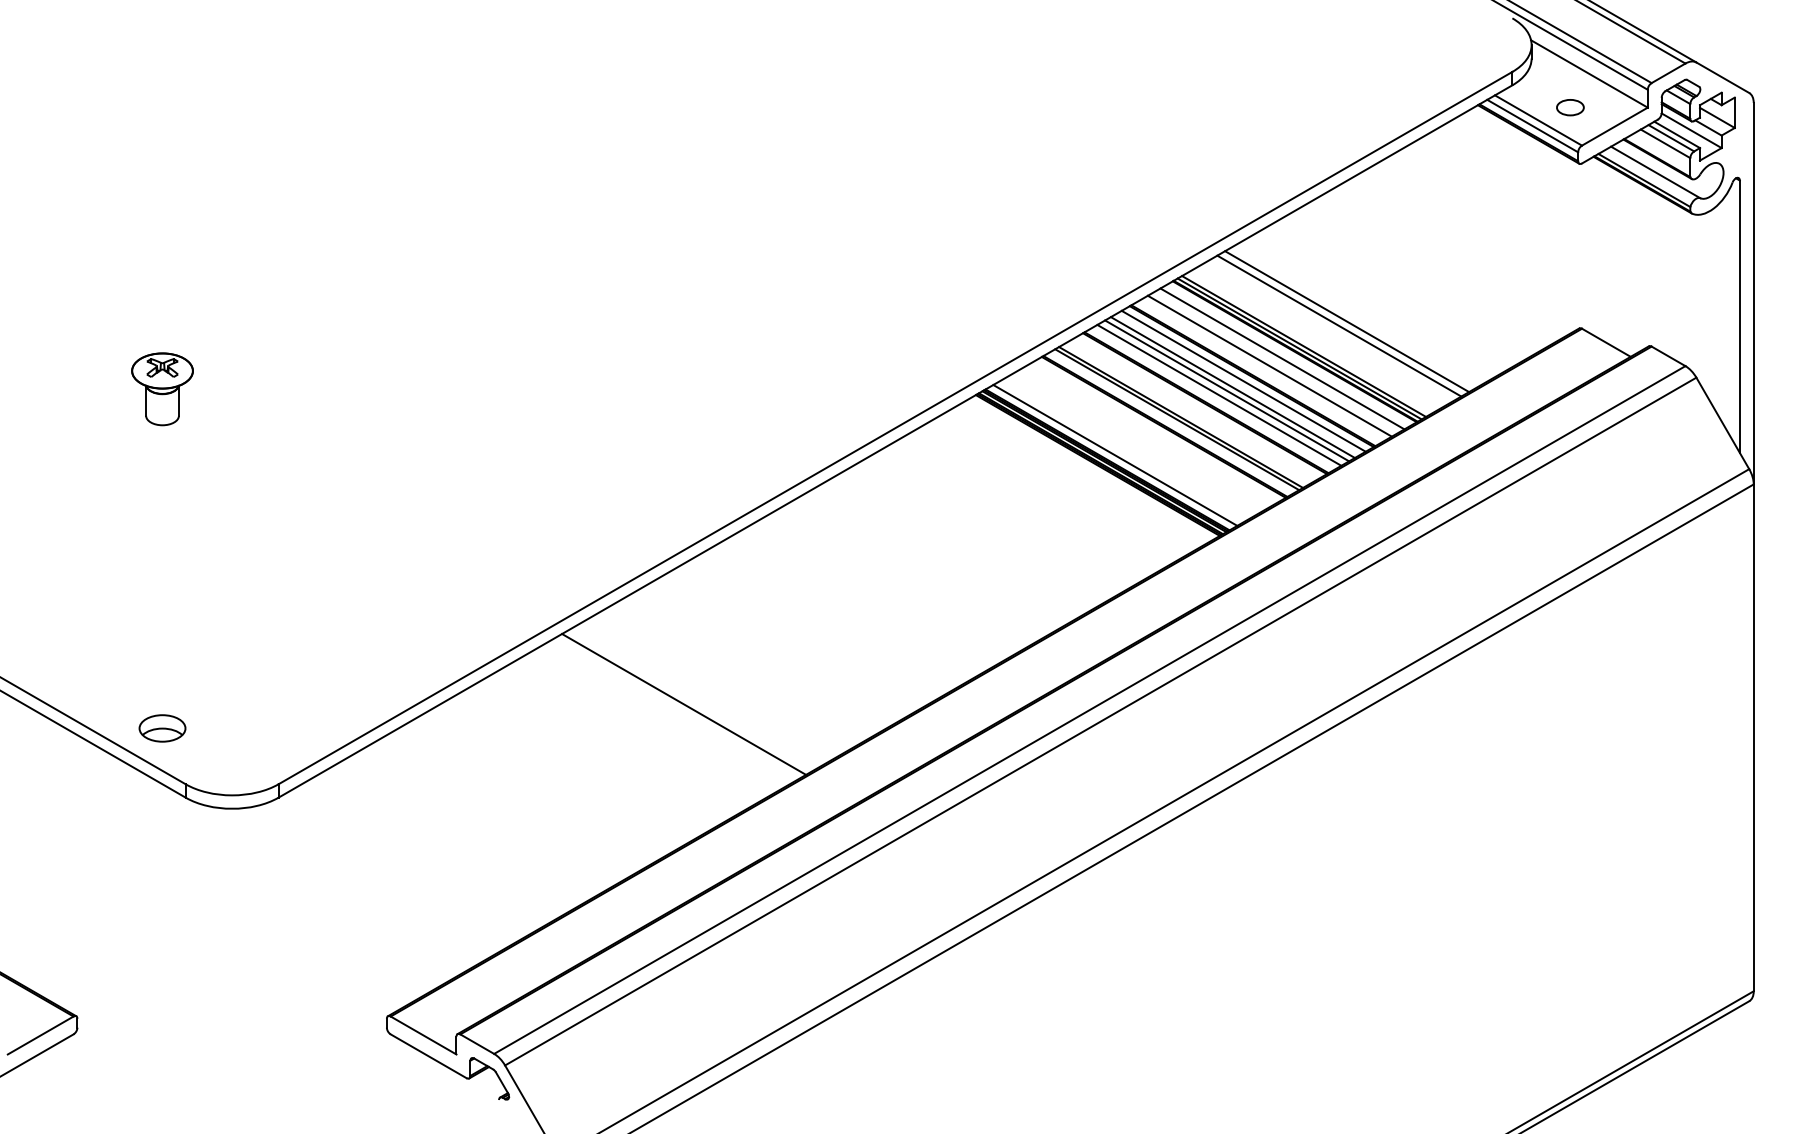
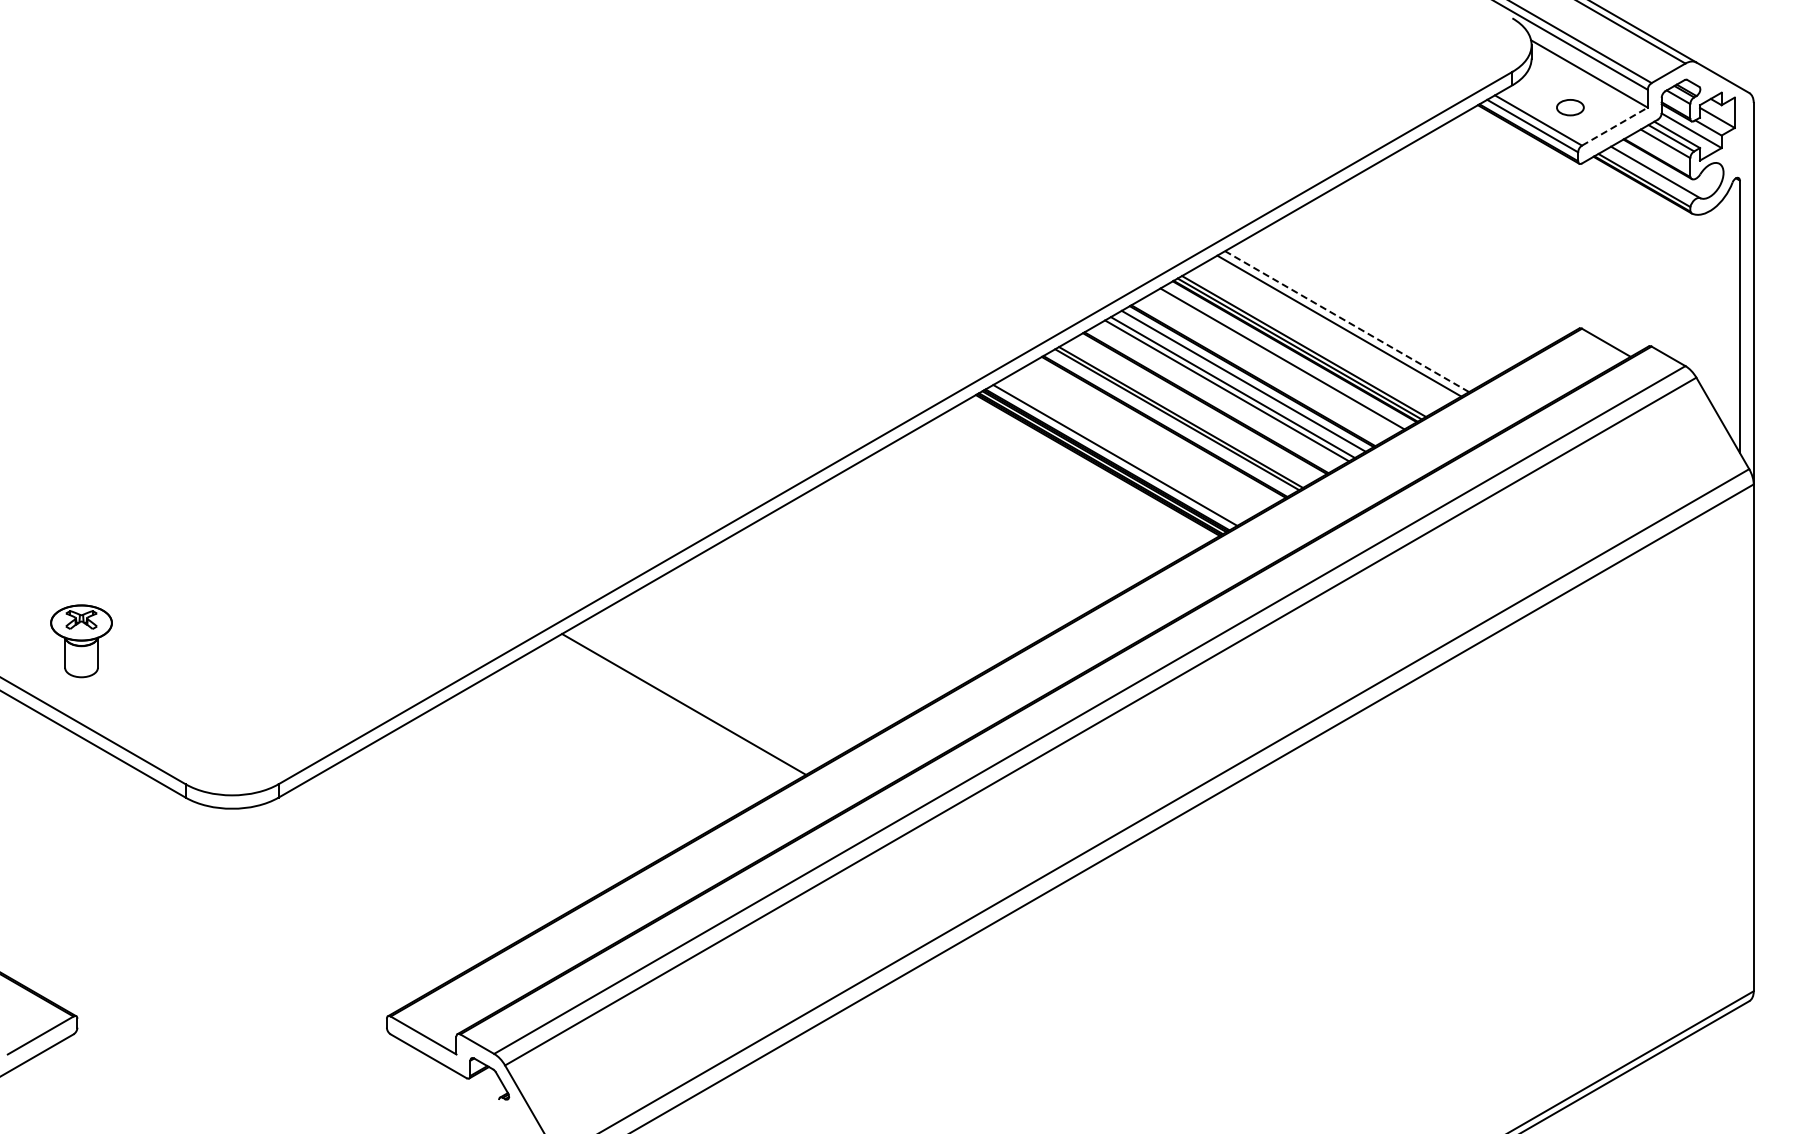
line: solid -> dashed (1614, 126)
line: solid -> dashed (1347, 321)
line: present -> none (1269, 365)
part position: (162, 389) -> (81, 641) (81, 641)
line: present -> none (1219, 394)
part: present -> none (162, 728)
